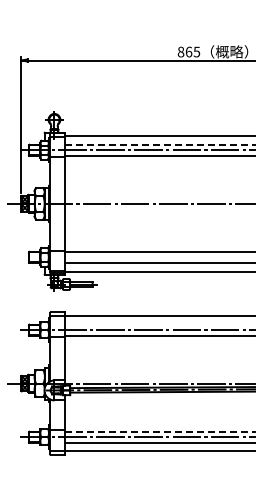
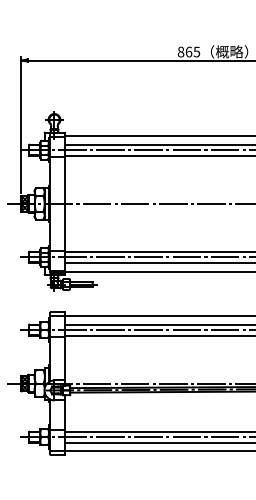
line: dashed -> solid (160, 144)
line: none -> present (136, 257)
line: none -> present (158, 324)
line: dashed -> solid (160, 431)
